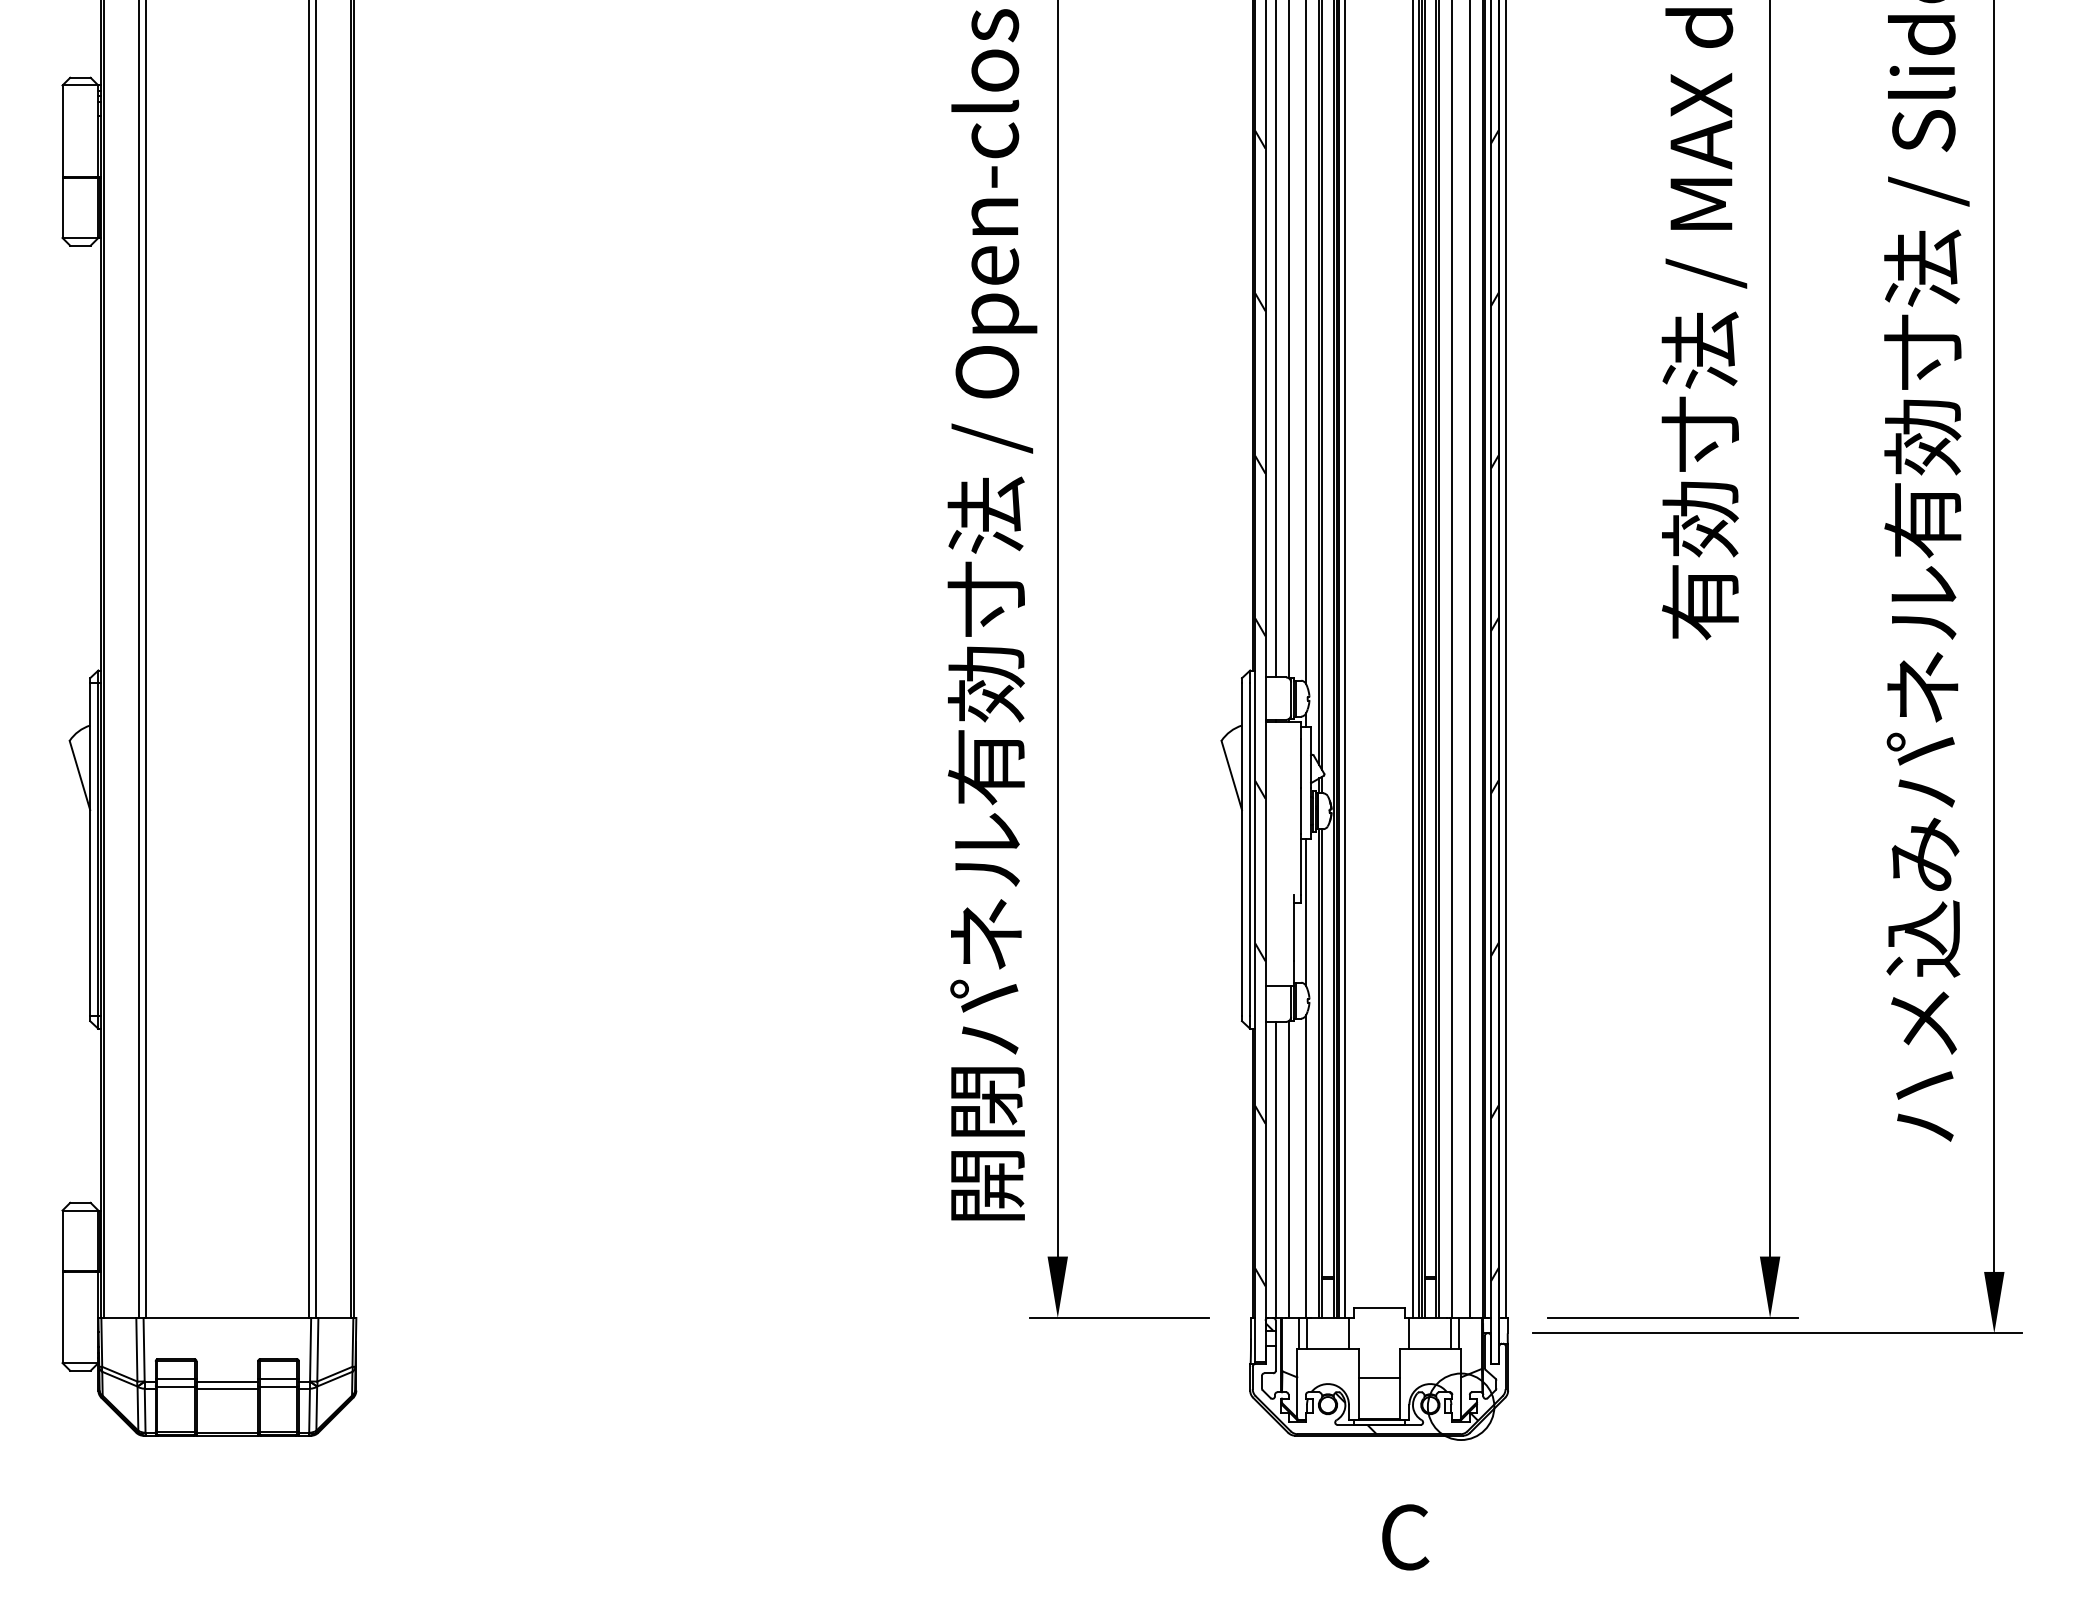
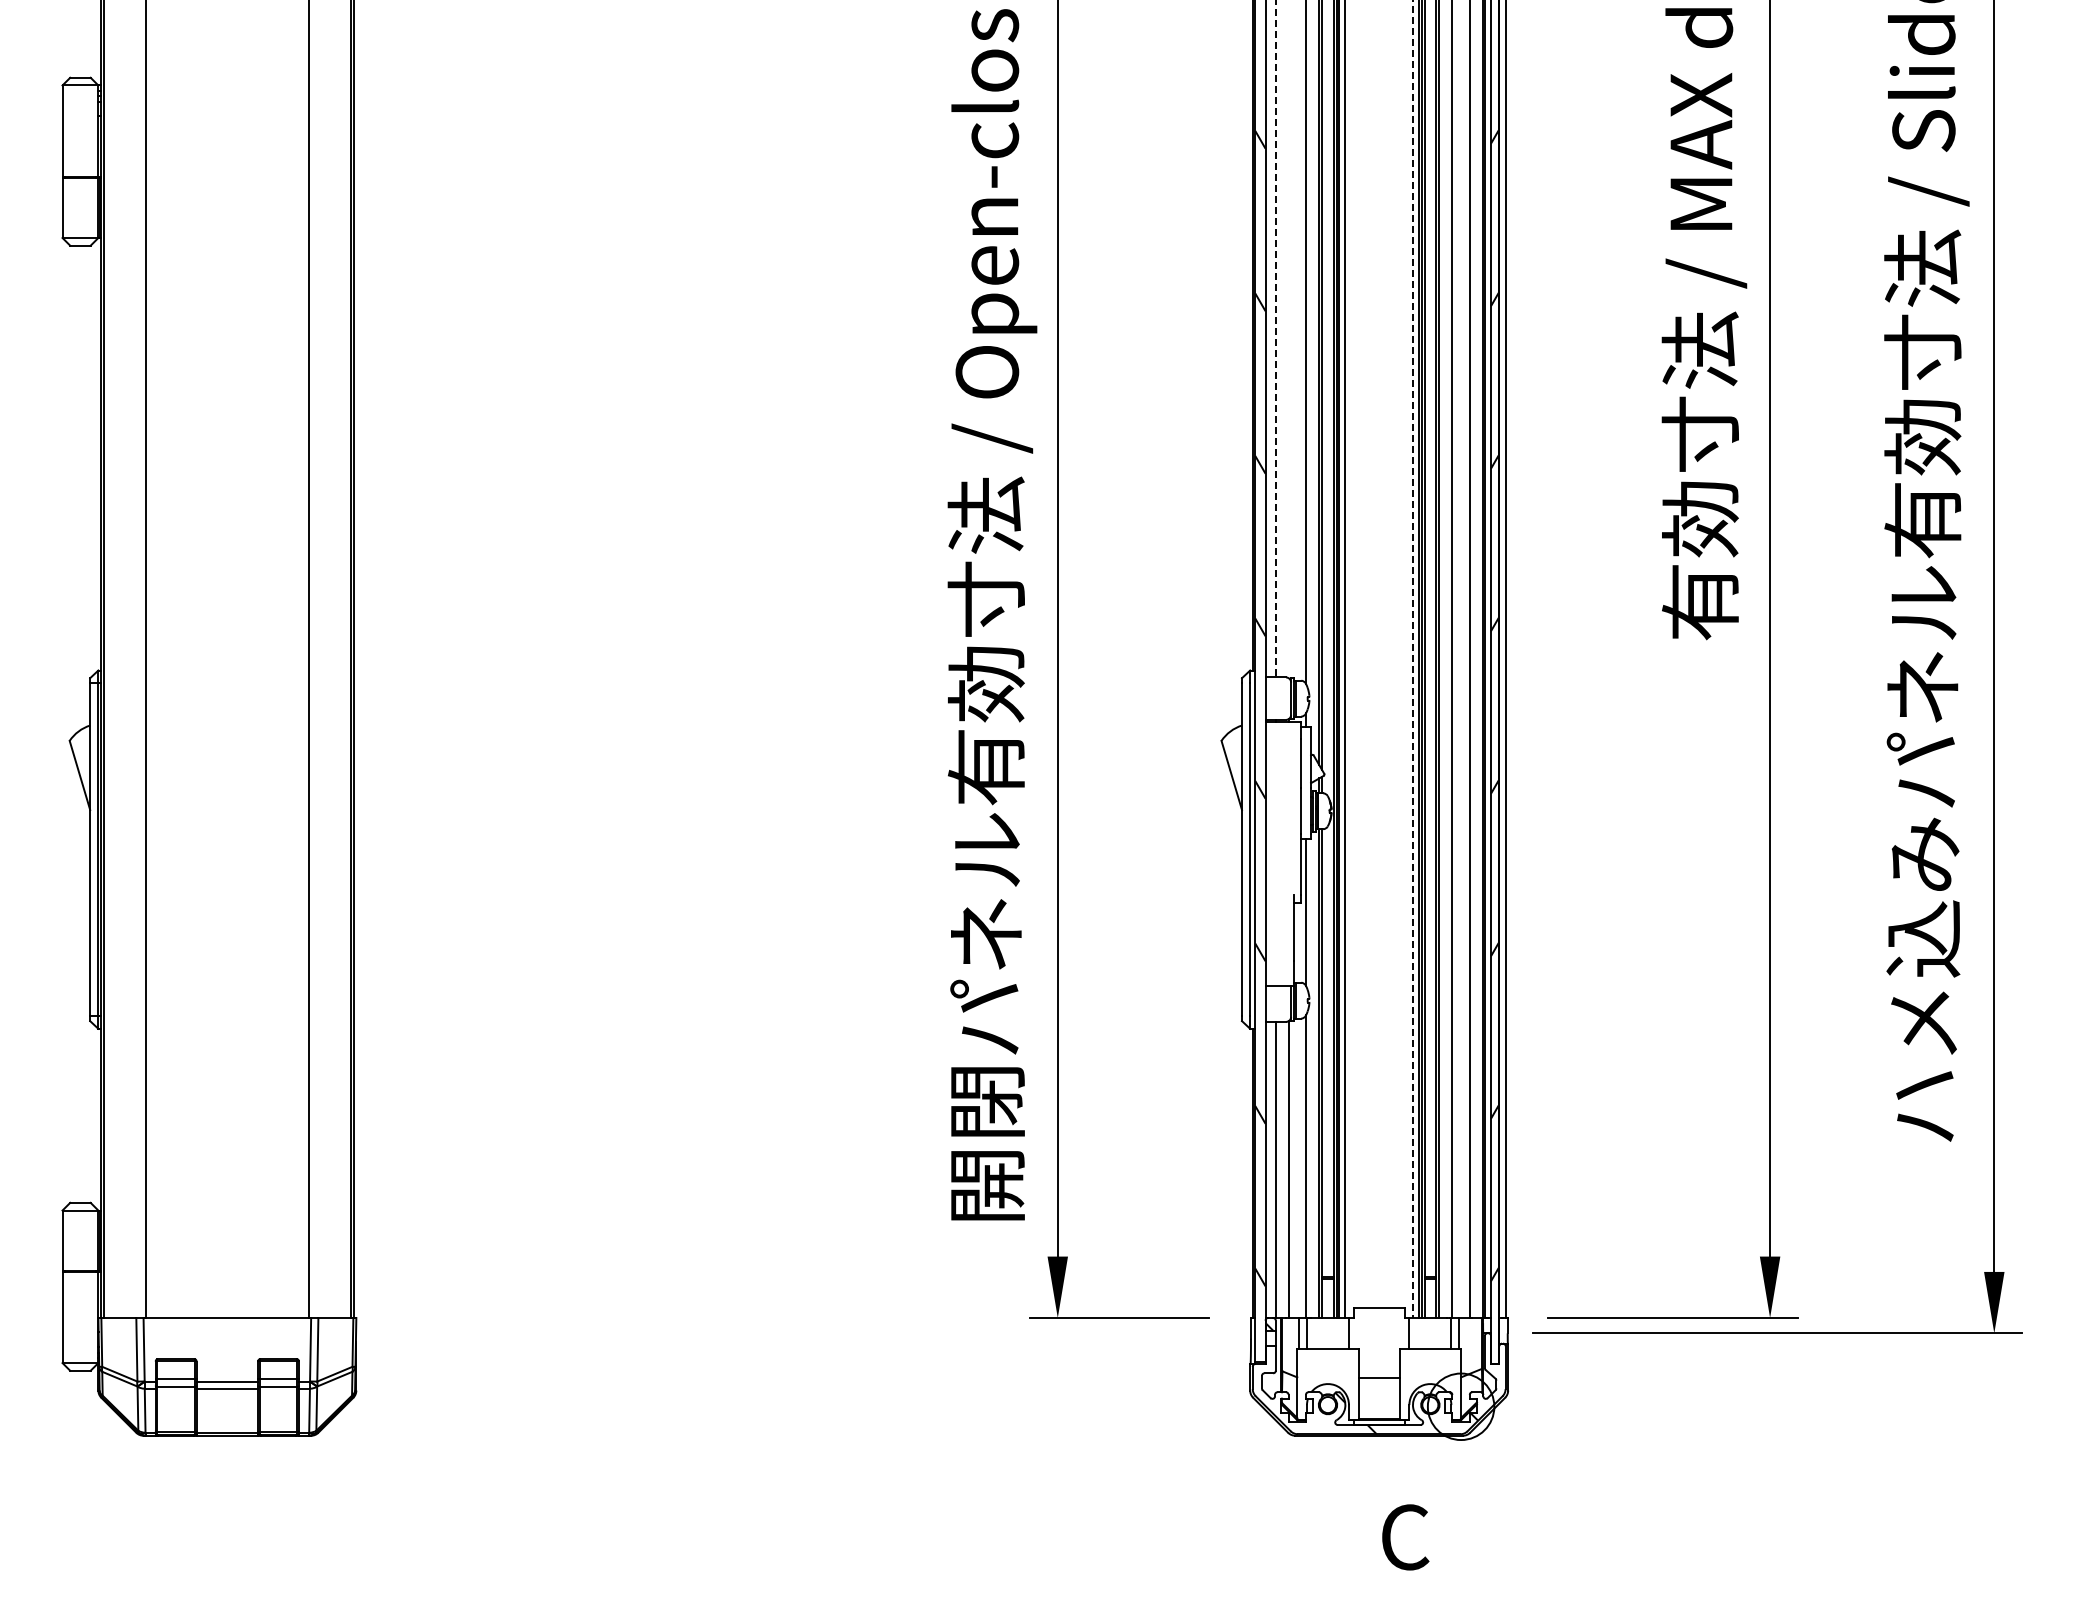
line: solid -> dashed (1275, 339)
line: present -> none (1288, 340)
line: solid -> dashed (1412, 659)
line: present -> none (138, 660)
line: present -> none (315, 660)
